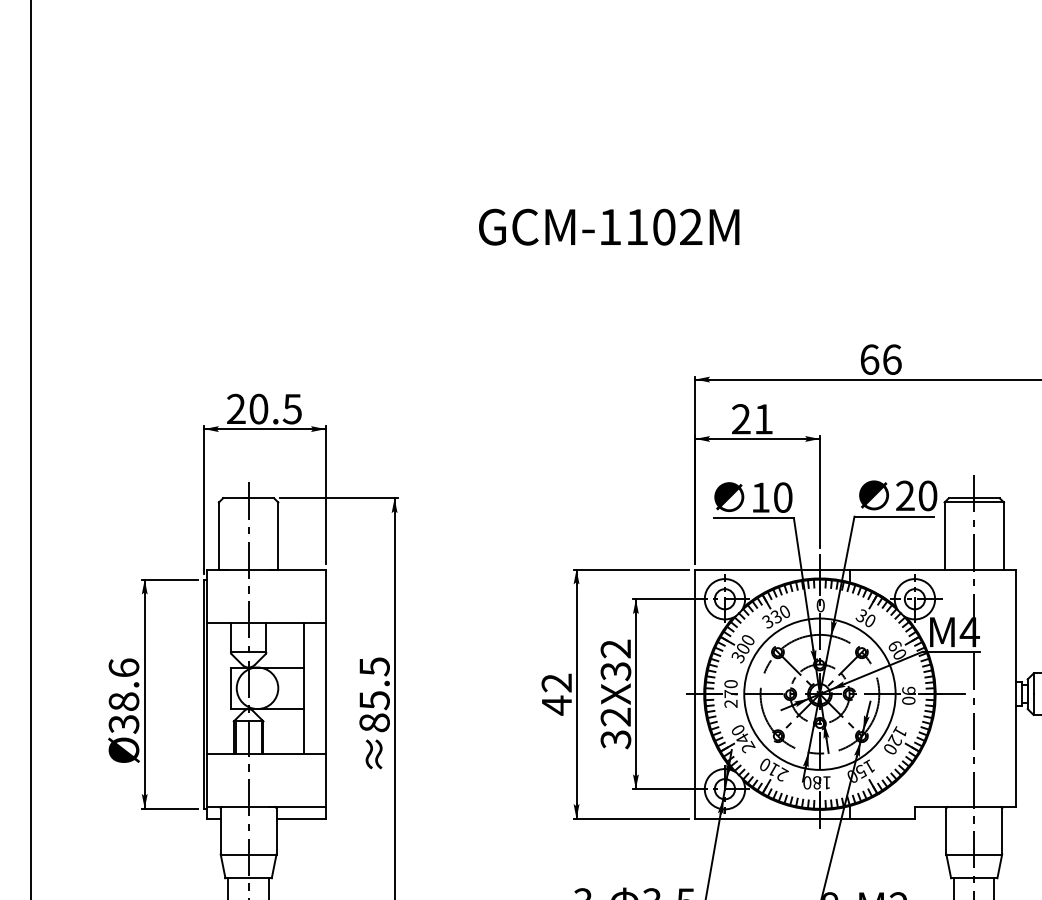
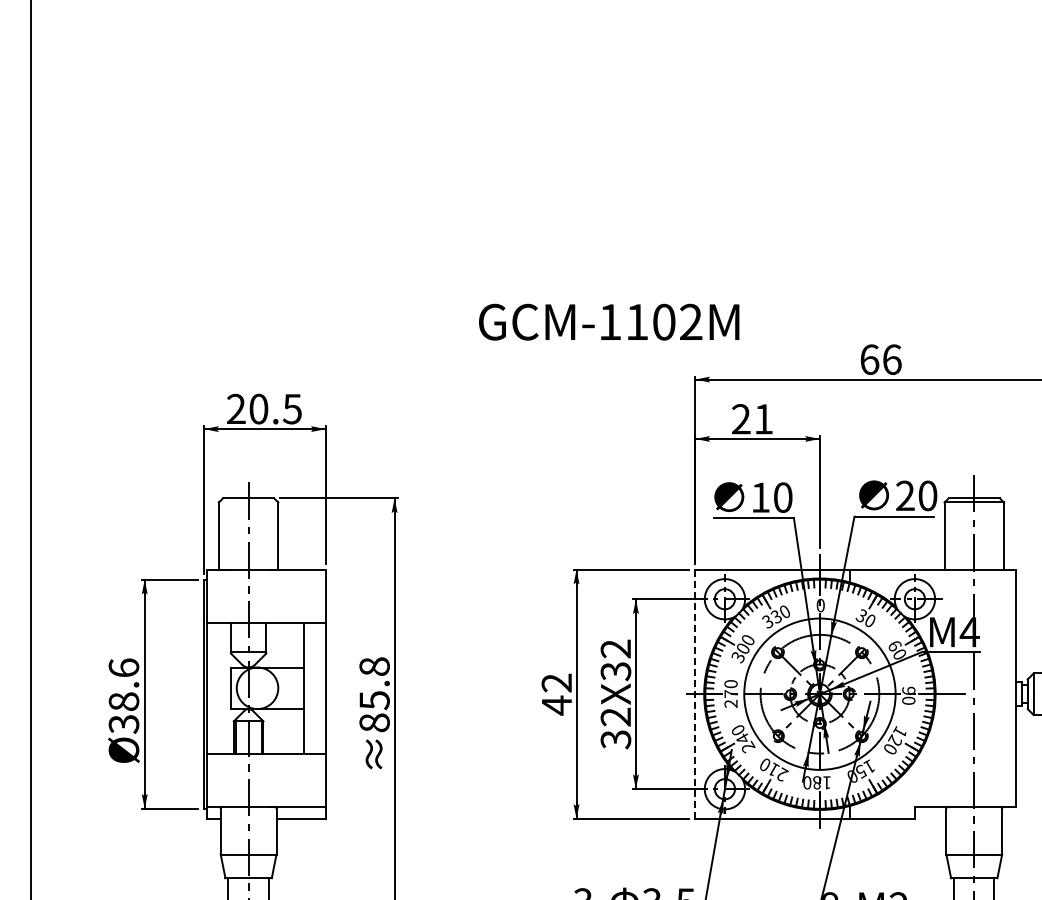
text position: (609, 226) -> (609, 321) (609, 321)
text: 85.5 -> 85.8 (374, 666)
line: solid -> dashed (695, 694)
